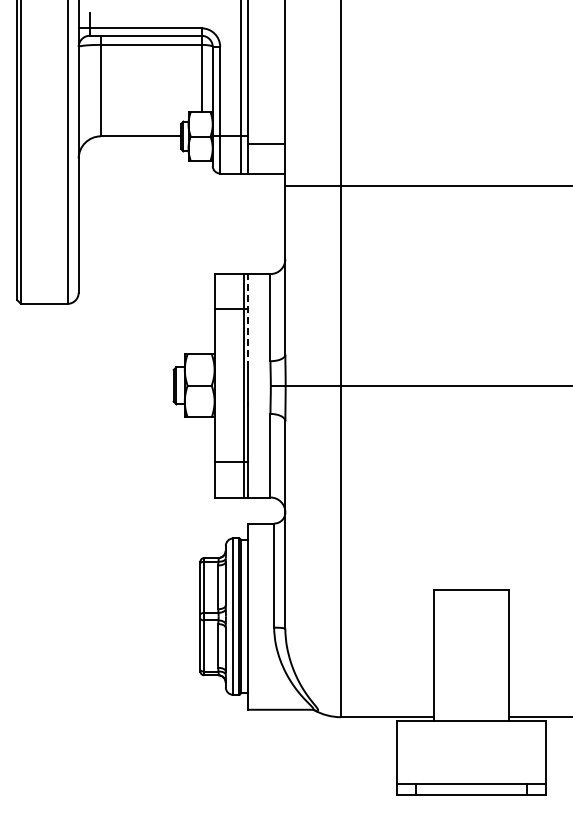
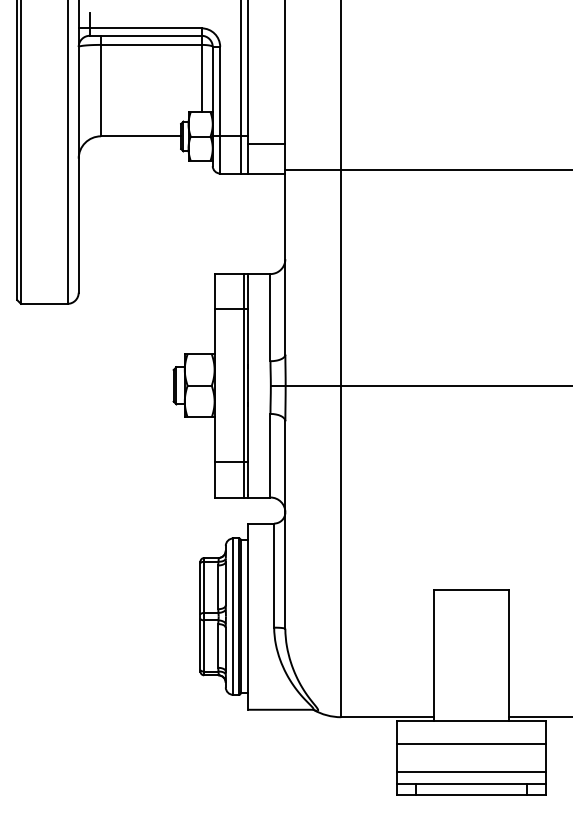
line position: (427, 185) -> (427, 169) (427, 169)
line: dashed -> solid (248, 322)
line: none -> present (471, 744)
line: none -> present (471, 771)
